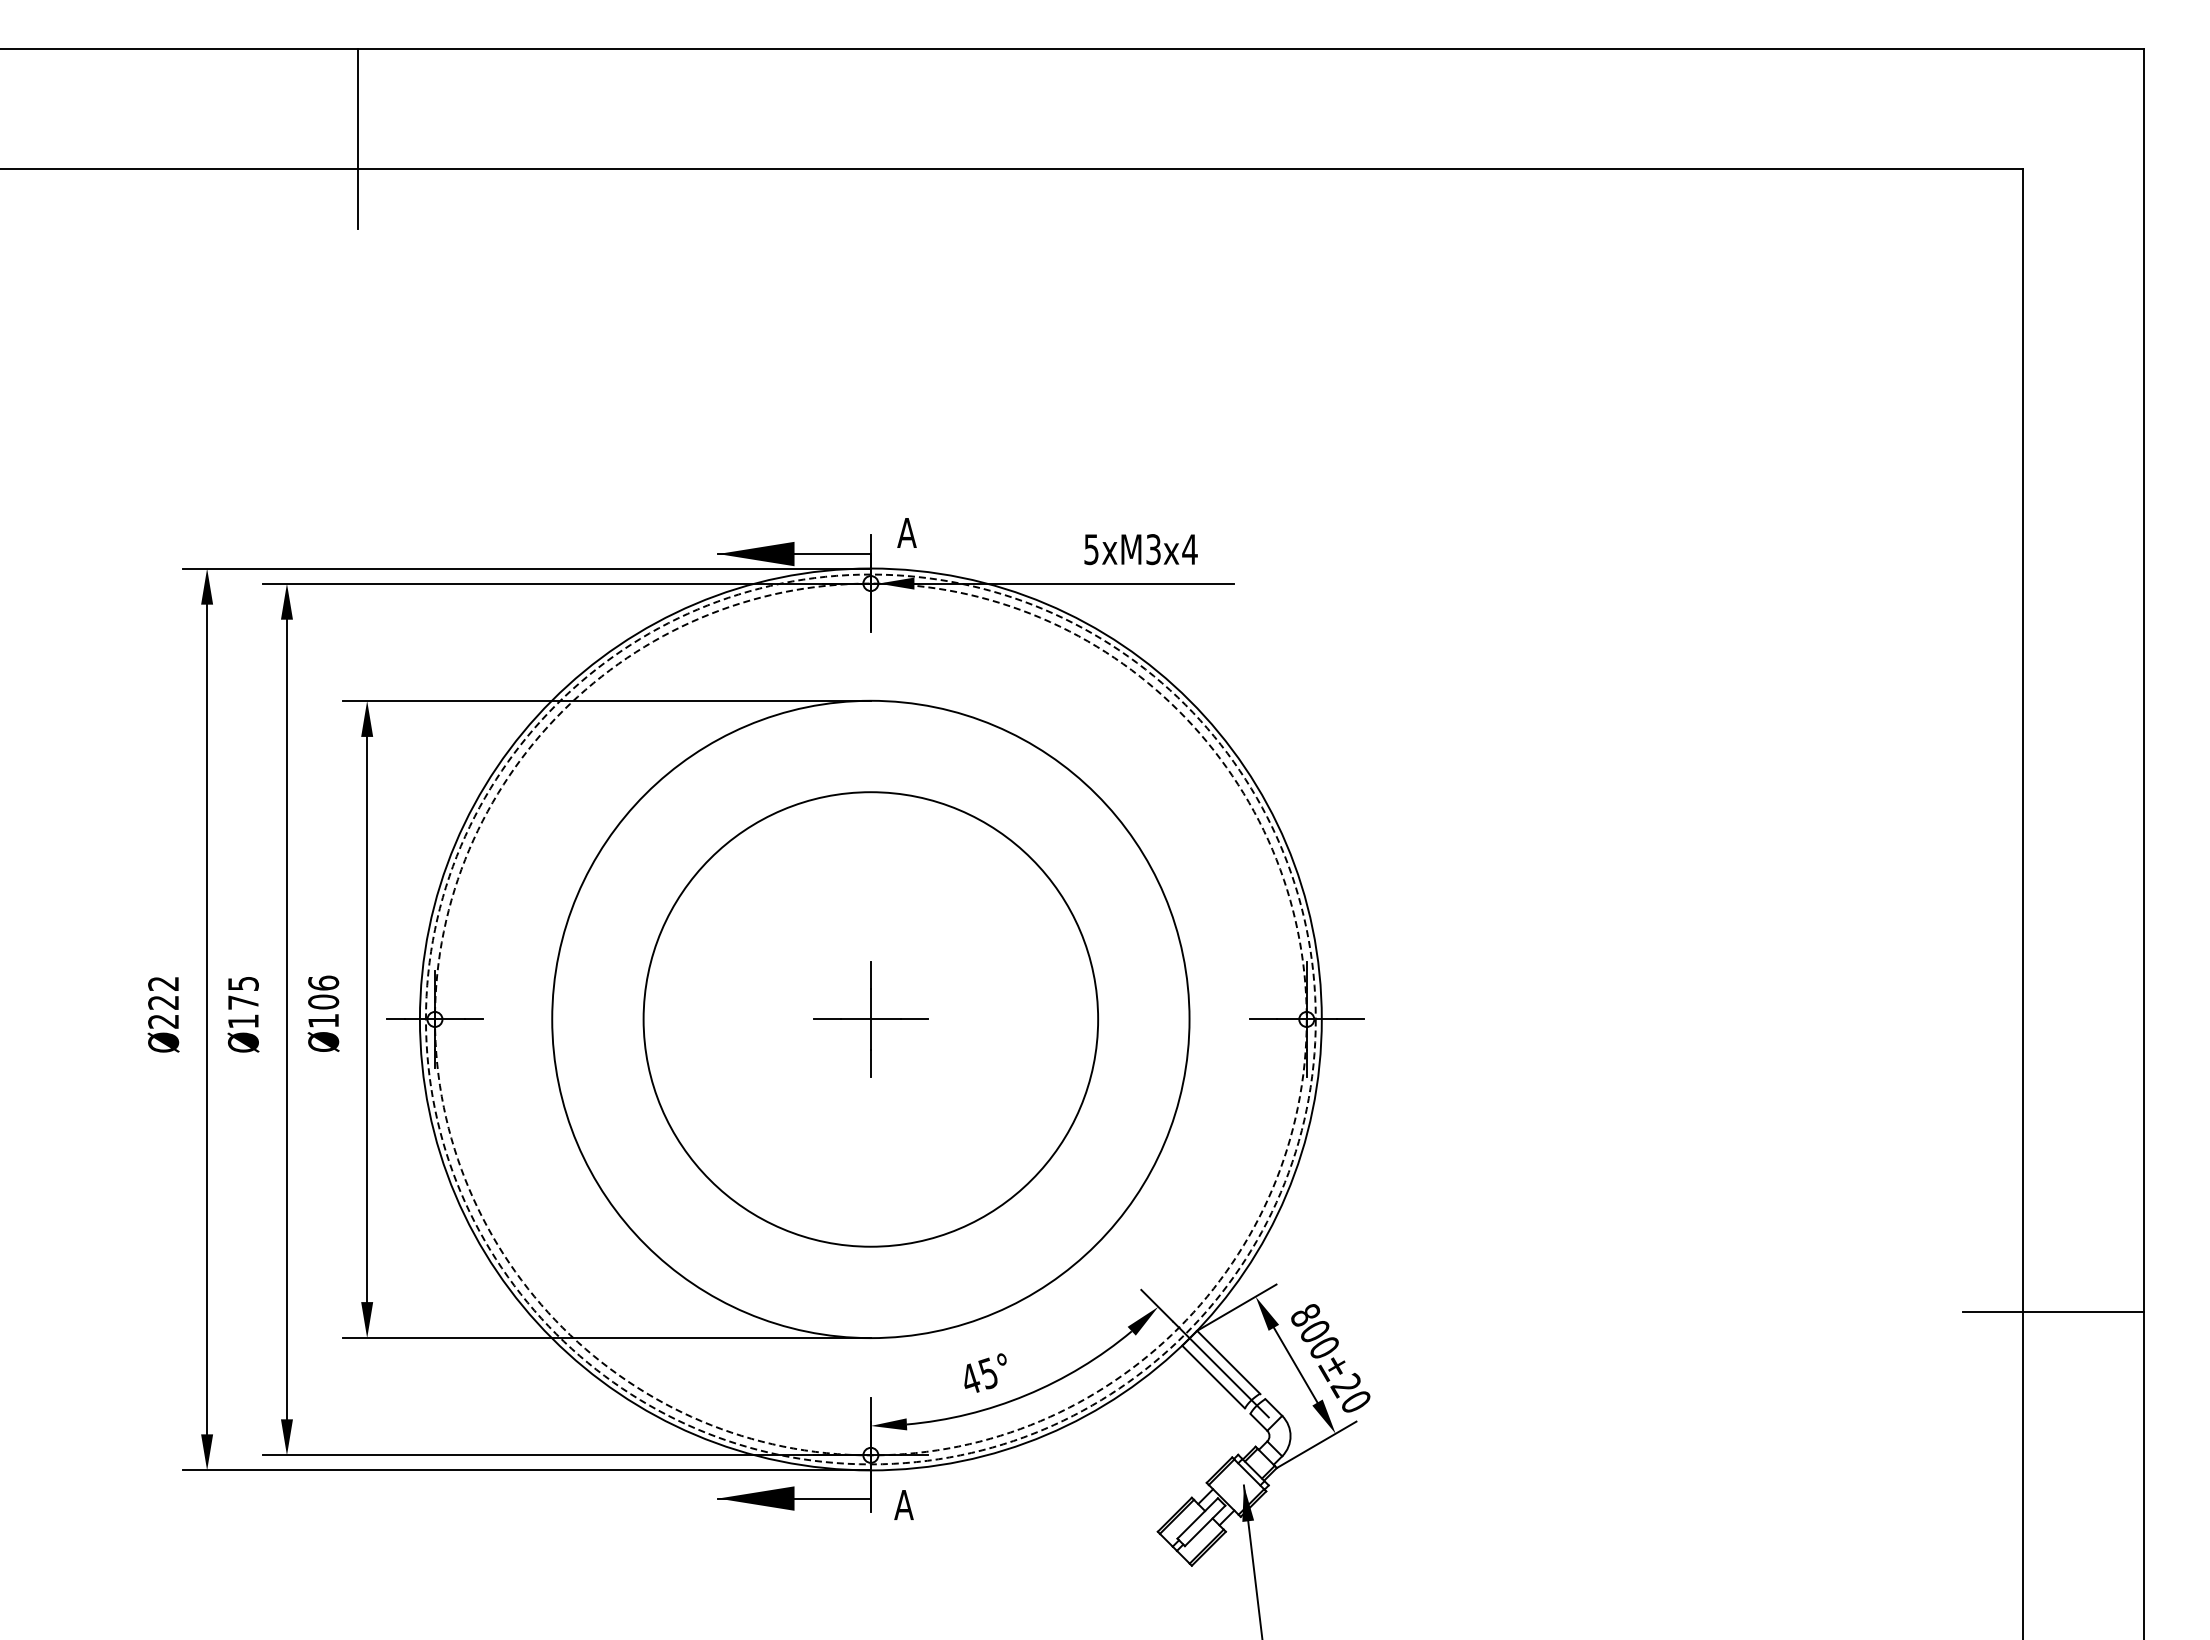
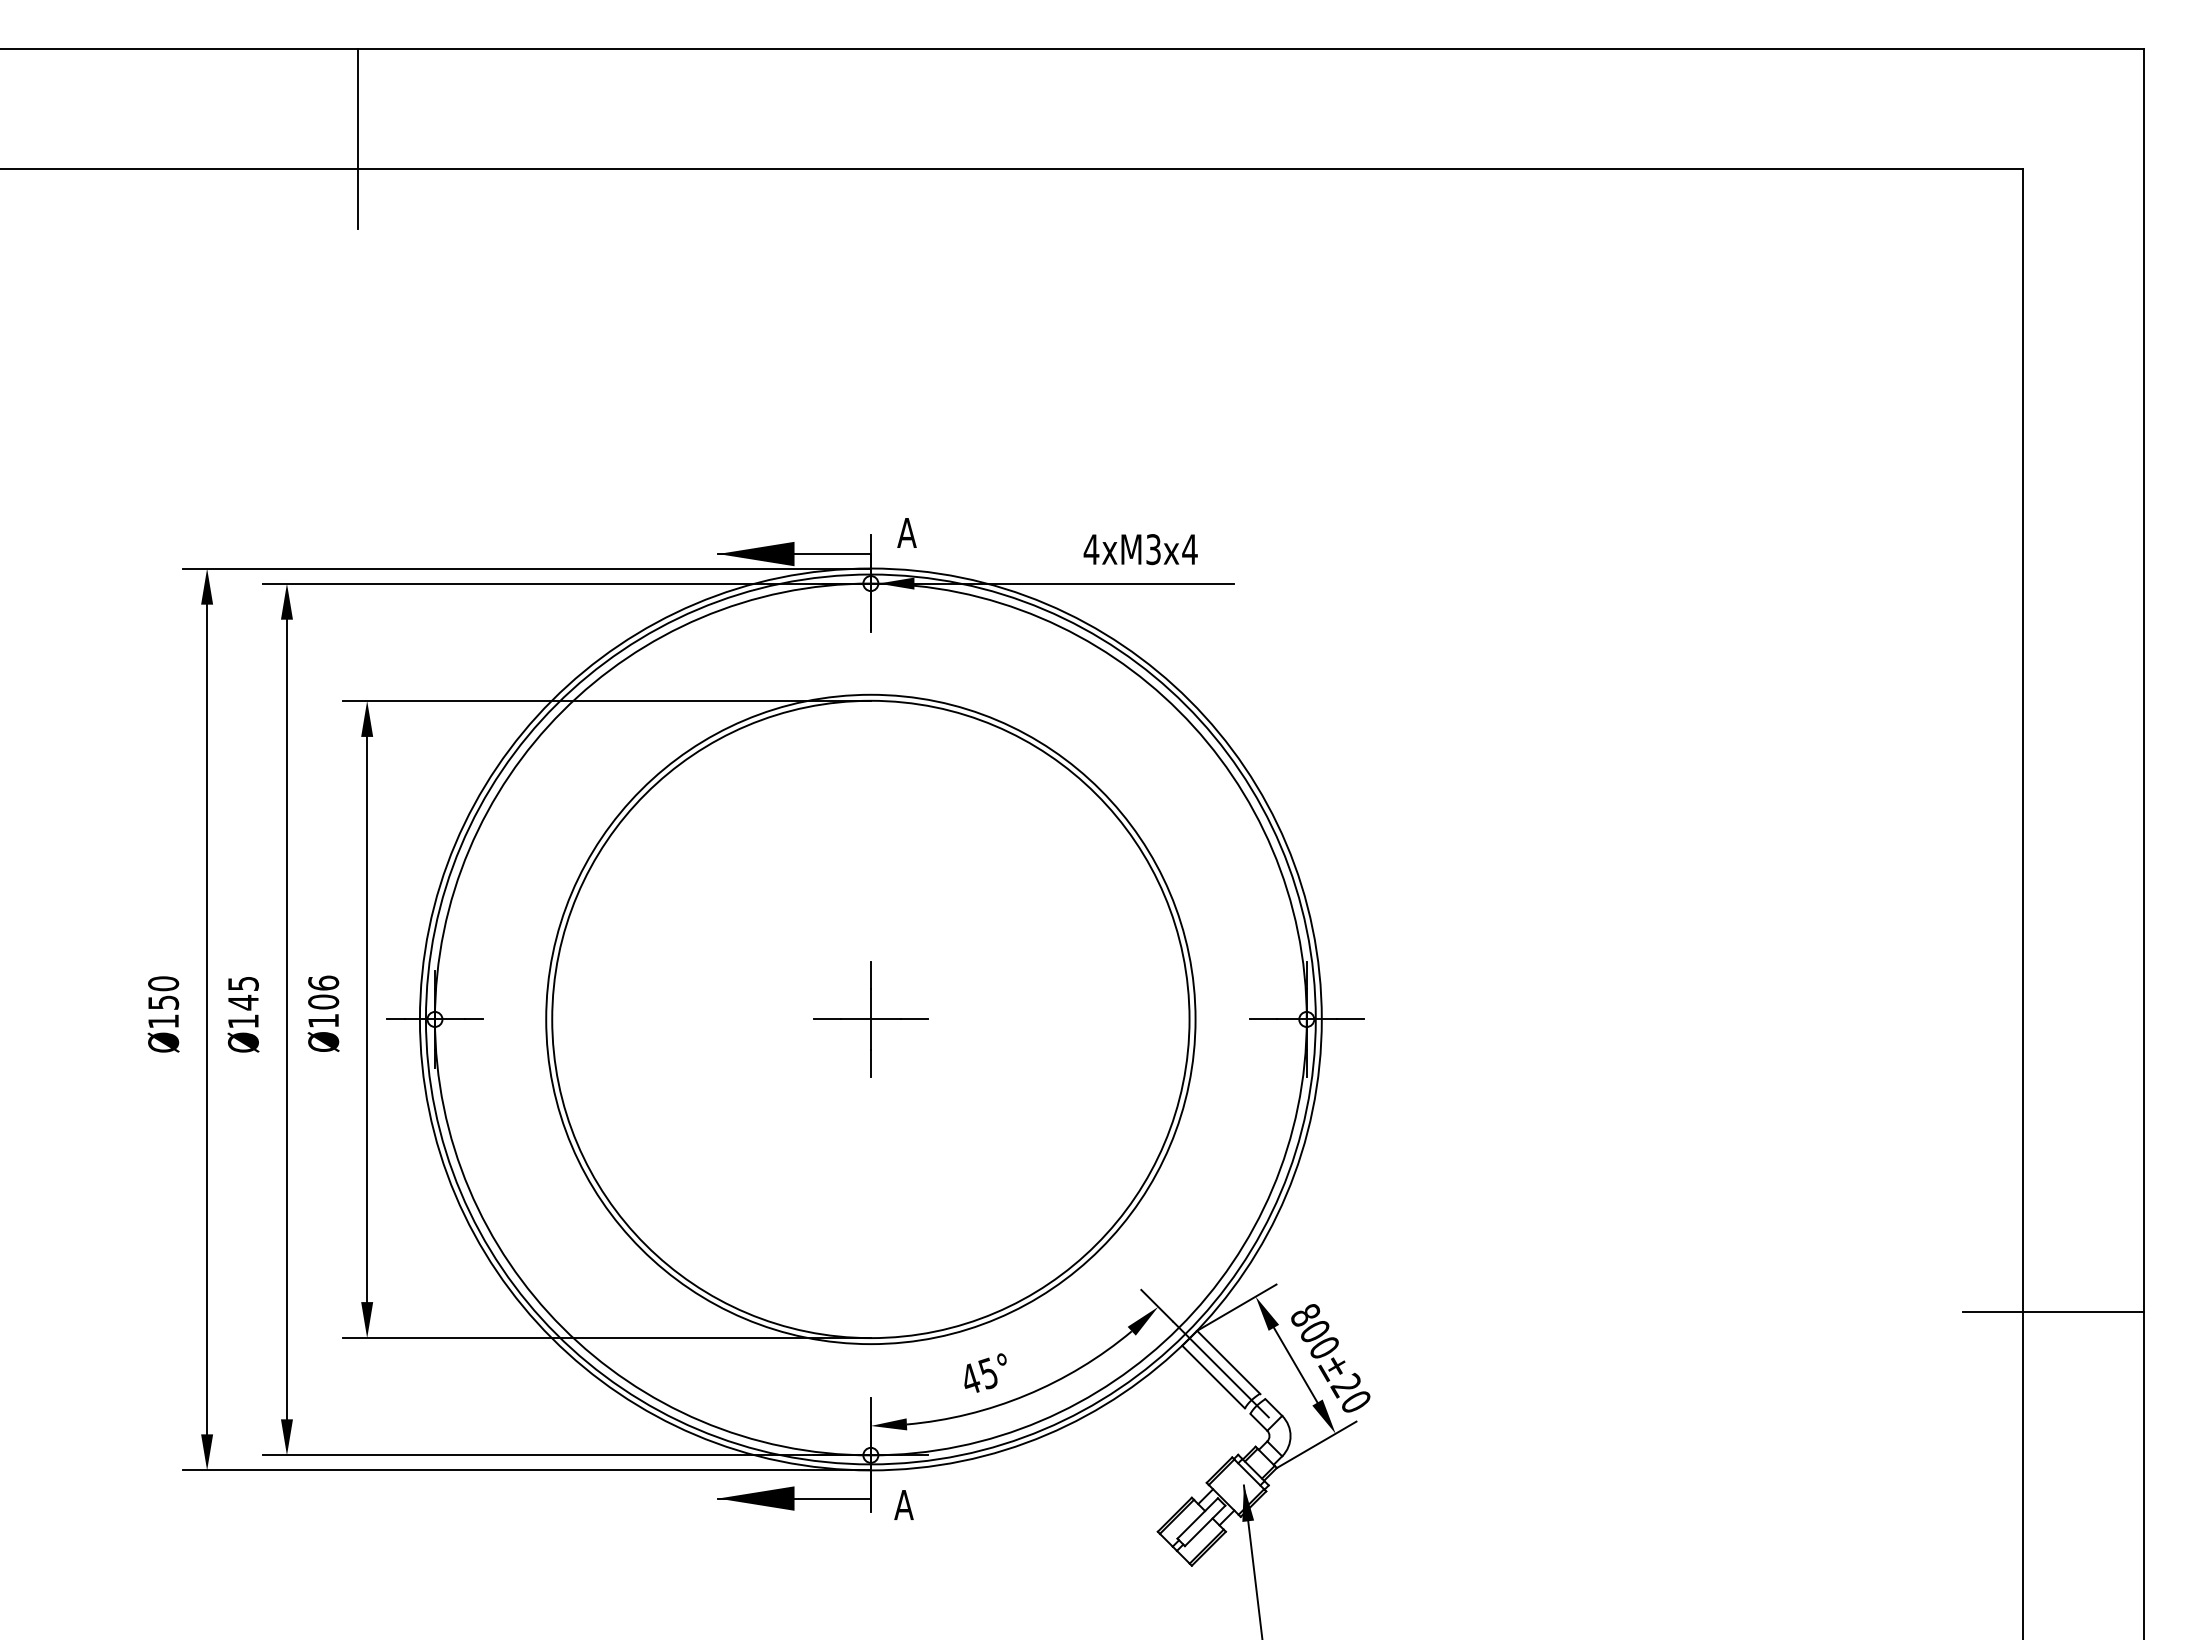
text: 5xM3 -> 4xM3 (1091, 549)
text: Ø222 -> Ø150 (163, 1002)
text: Ø175 -> Ø145 (243, 1002)
circle diameter: 455 px -> 649 px (870, 1019)
circle: dashed -> solid (870, 1019)
circle: dashed -> solid (870, 1019)
